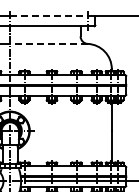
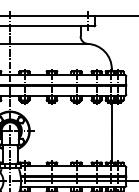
line: dashed -> solid (53, 16)
line: dashed -> solid (49, 43)
